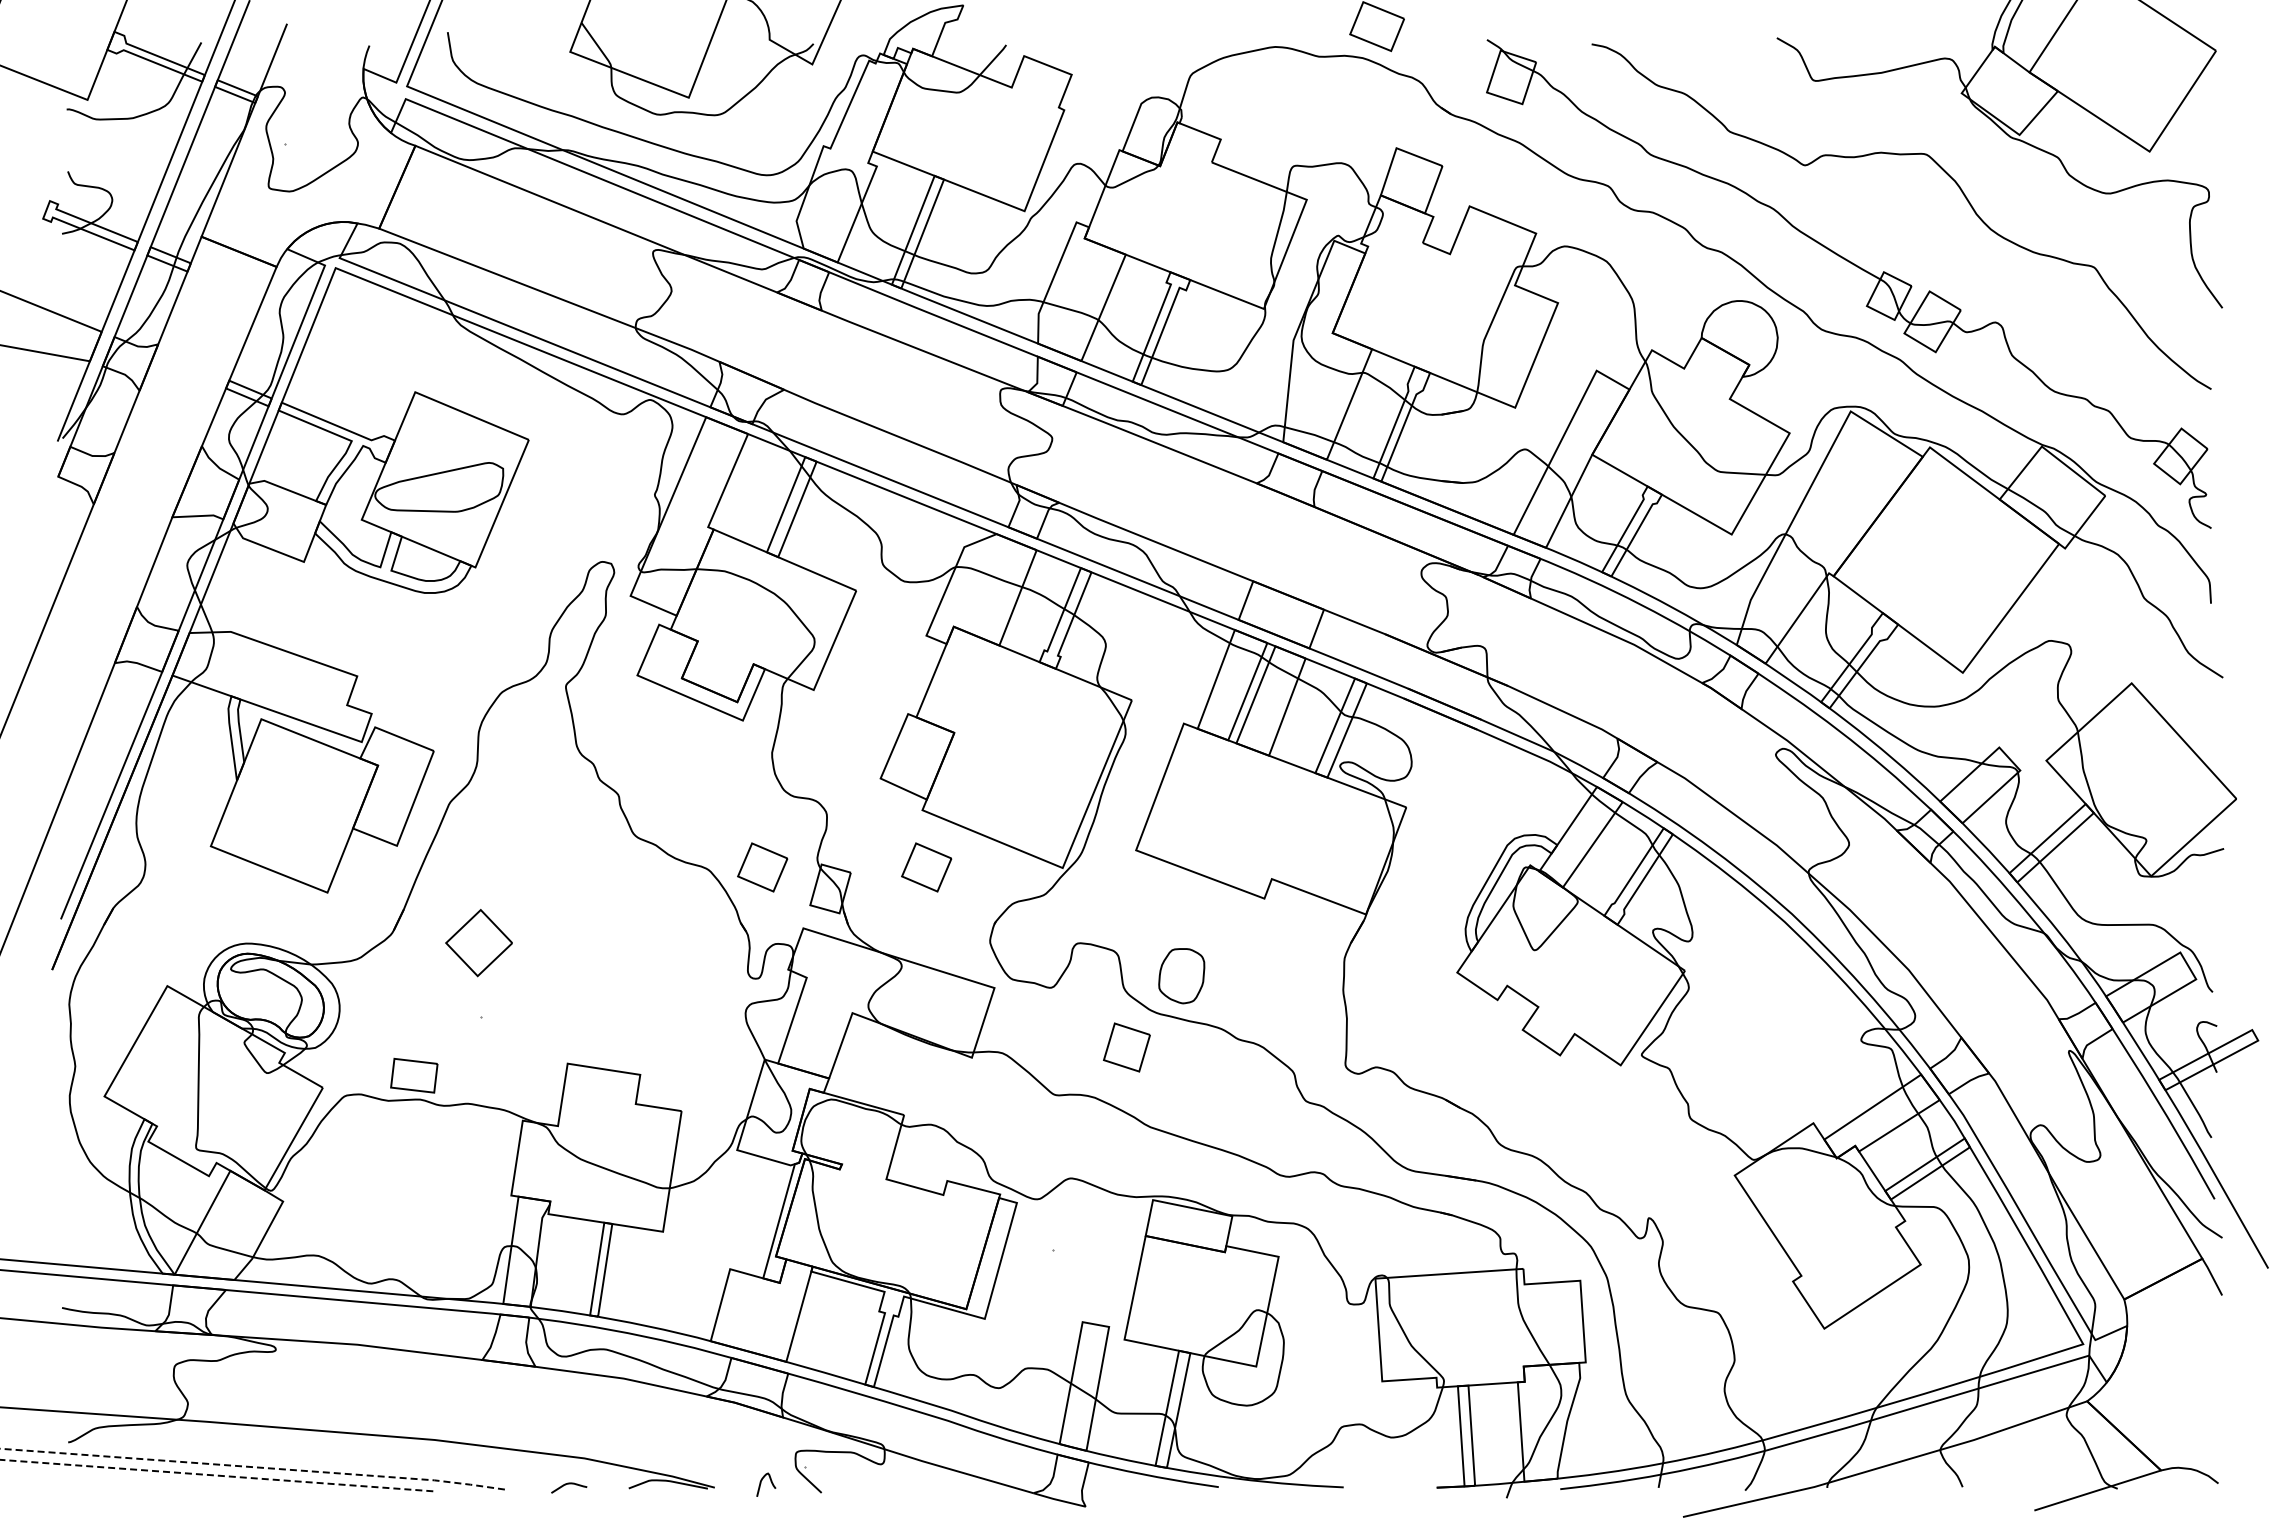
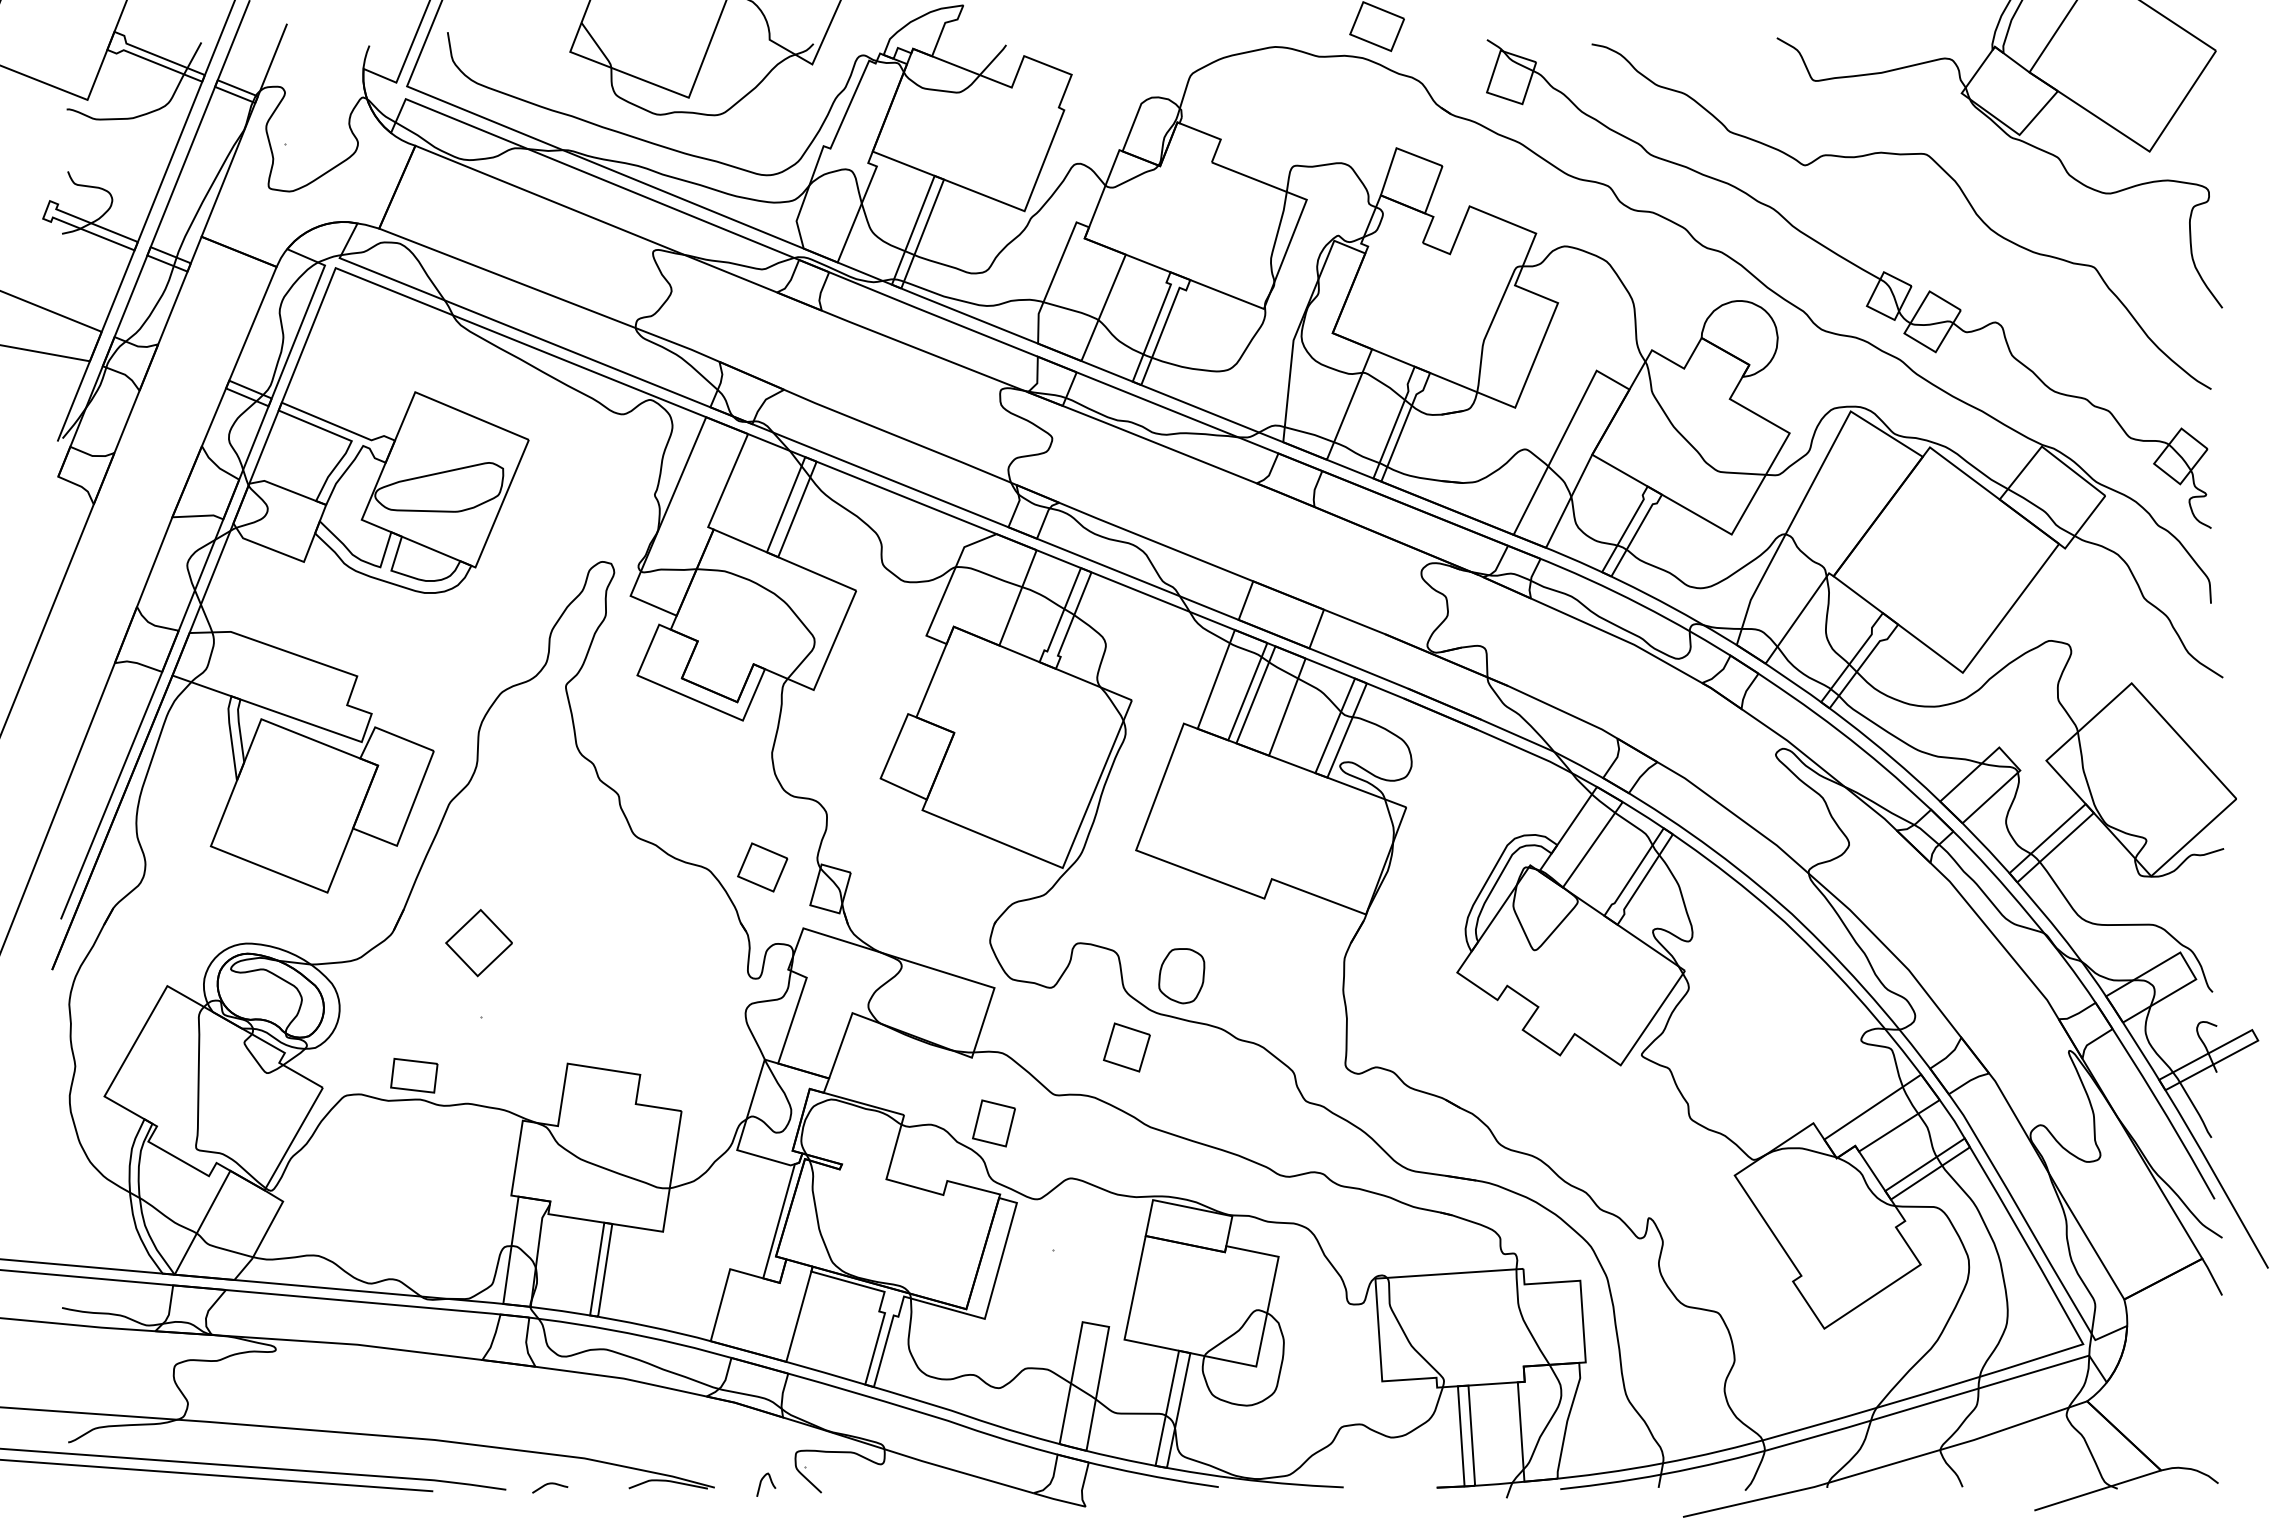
part: present -> none (926, 867)
part: none -> present (993, 1123)
line: dashed -> solid (255, 1467)
line: dashed -> solid (216, 1475)
curve position: (569, 1484) -> (550, 1484) (550, 1484)
